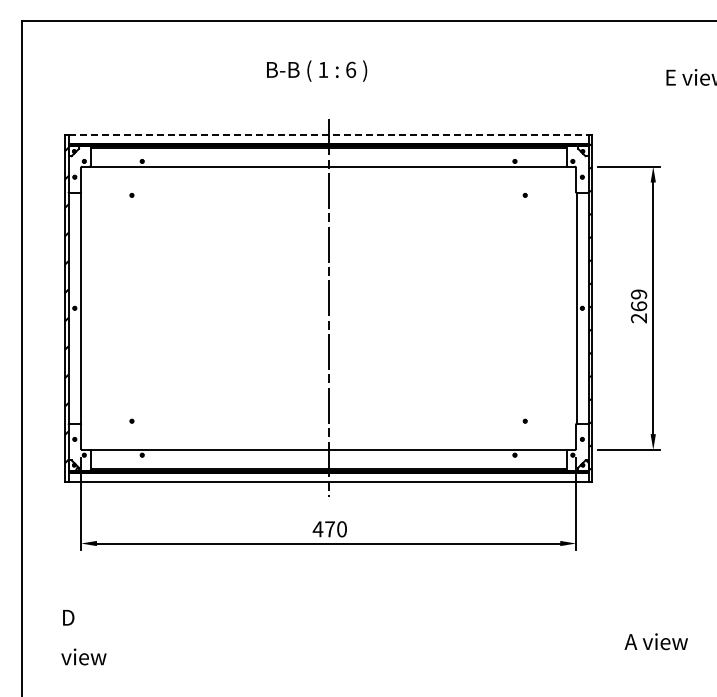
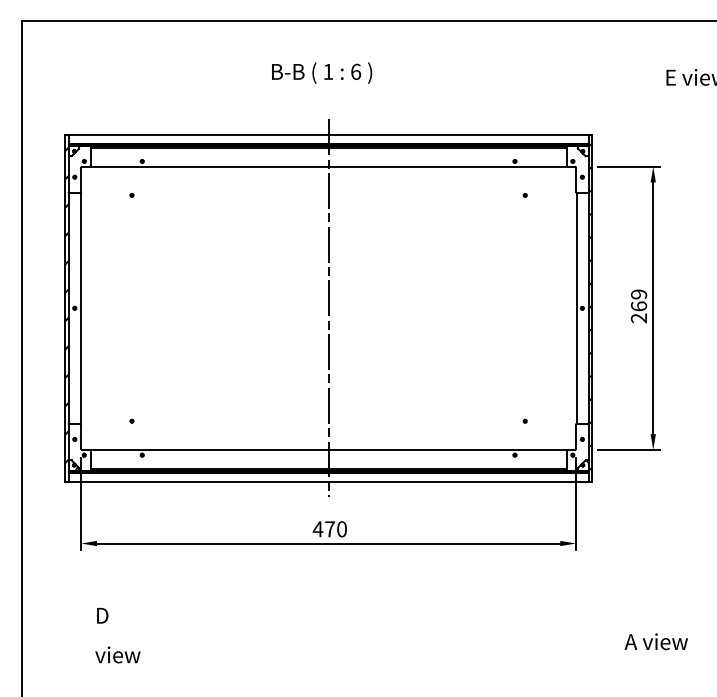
text position: (317, 70) -> (322, 72) (322, 72)
line: dashed -> solid (329, 135)
text position: (83, 637) -> (117, 635) (117, 635)
